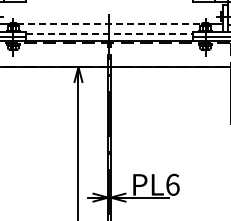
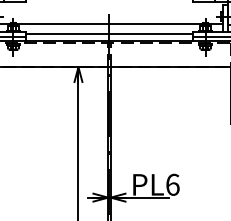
line: dashed -> solid (109, 24)
line: dashed -> solid (109, 34)
